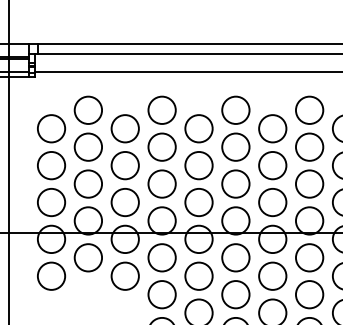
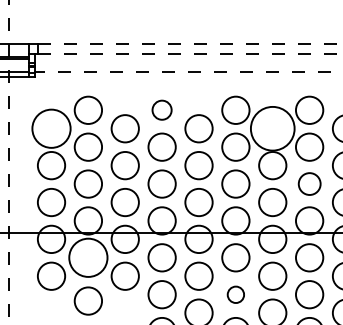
line: solid -> dashed (191, 44)
line: solid -> dashed (191, 53)
line: solid -> dashed (188, 72)
circle size: 30x30 px -> 22x22 px (161, 109)
circle diameter: 27 px -> 38 px (51, 128)
circle diameter: 27 px -> 44 px (272, 128)
line: solid -> dashed (8, 162)
circle size: 30x30 px -> 25x24 px (309, 183)
circle diameter: 27 px -> 38 px (88, 257)
circle size: 30x30 px -> 19x19 px (235, 294)
circle: none -> present (87, 300)
